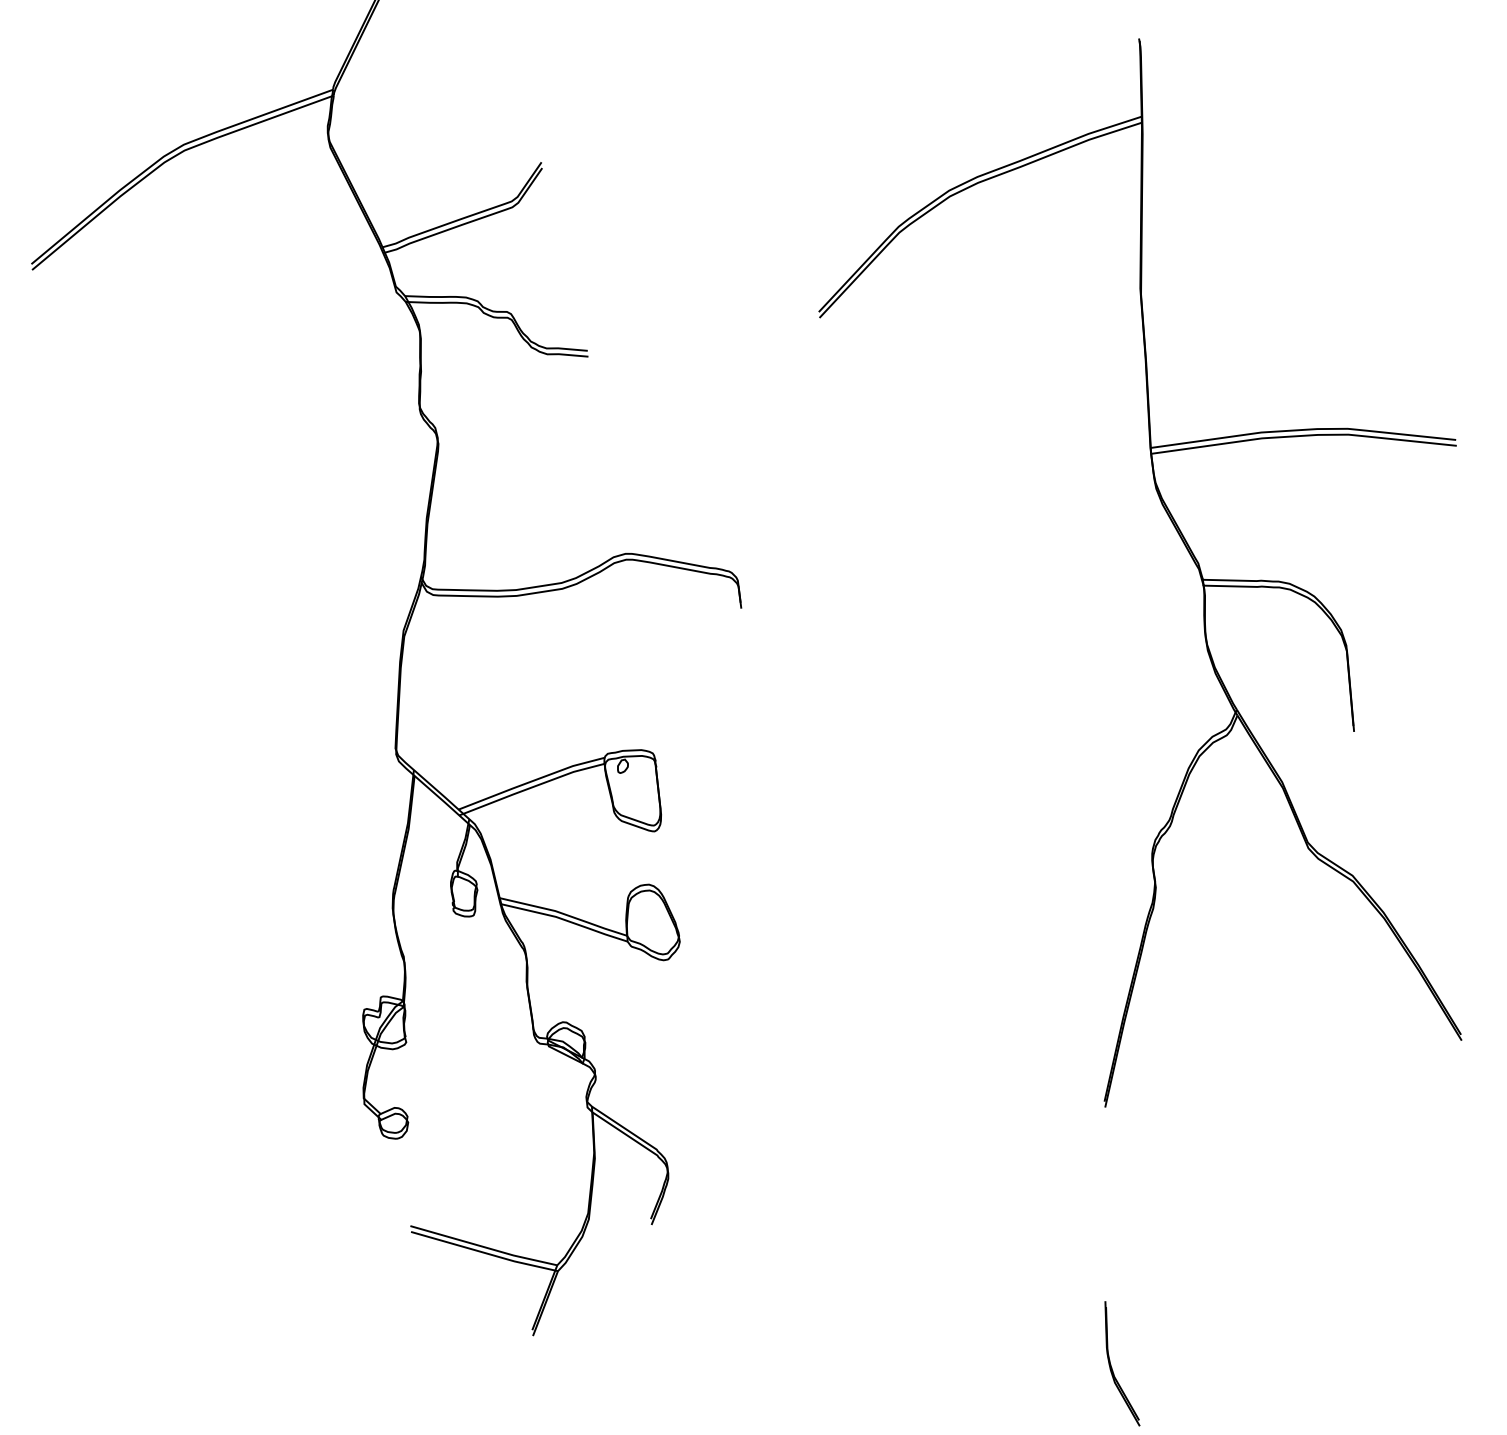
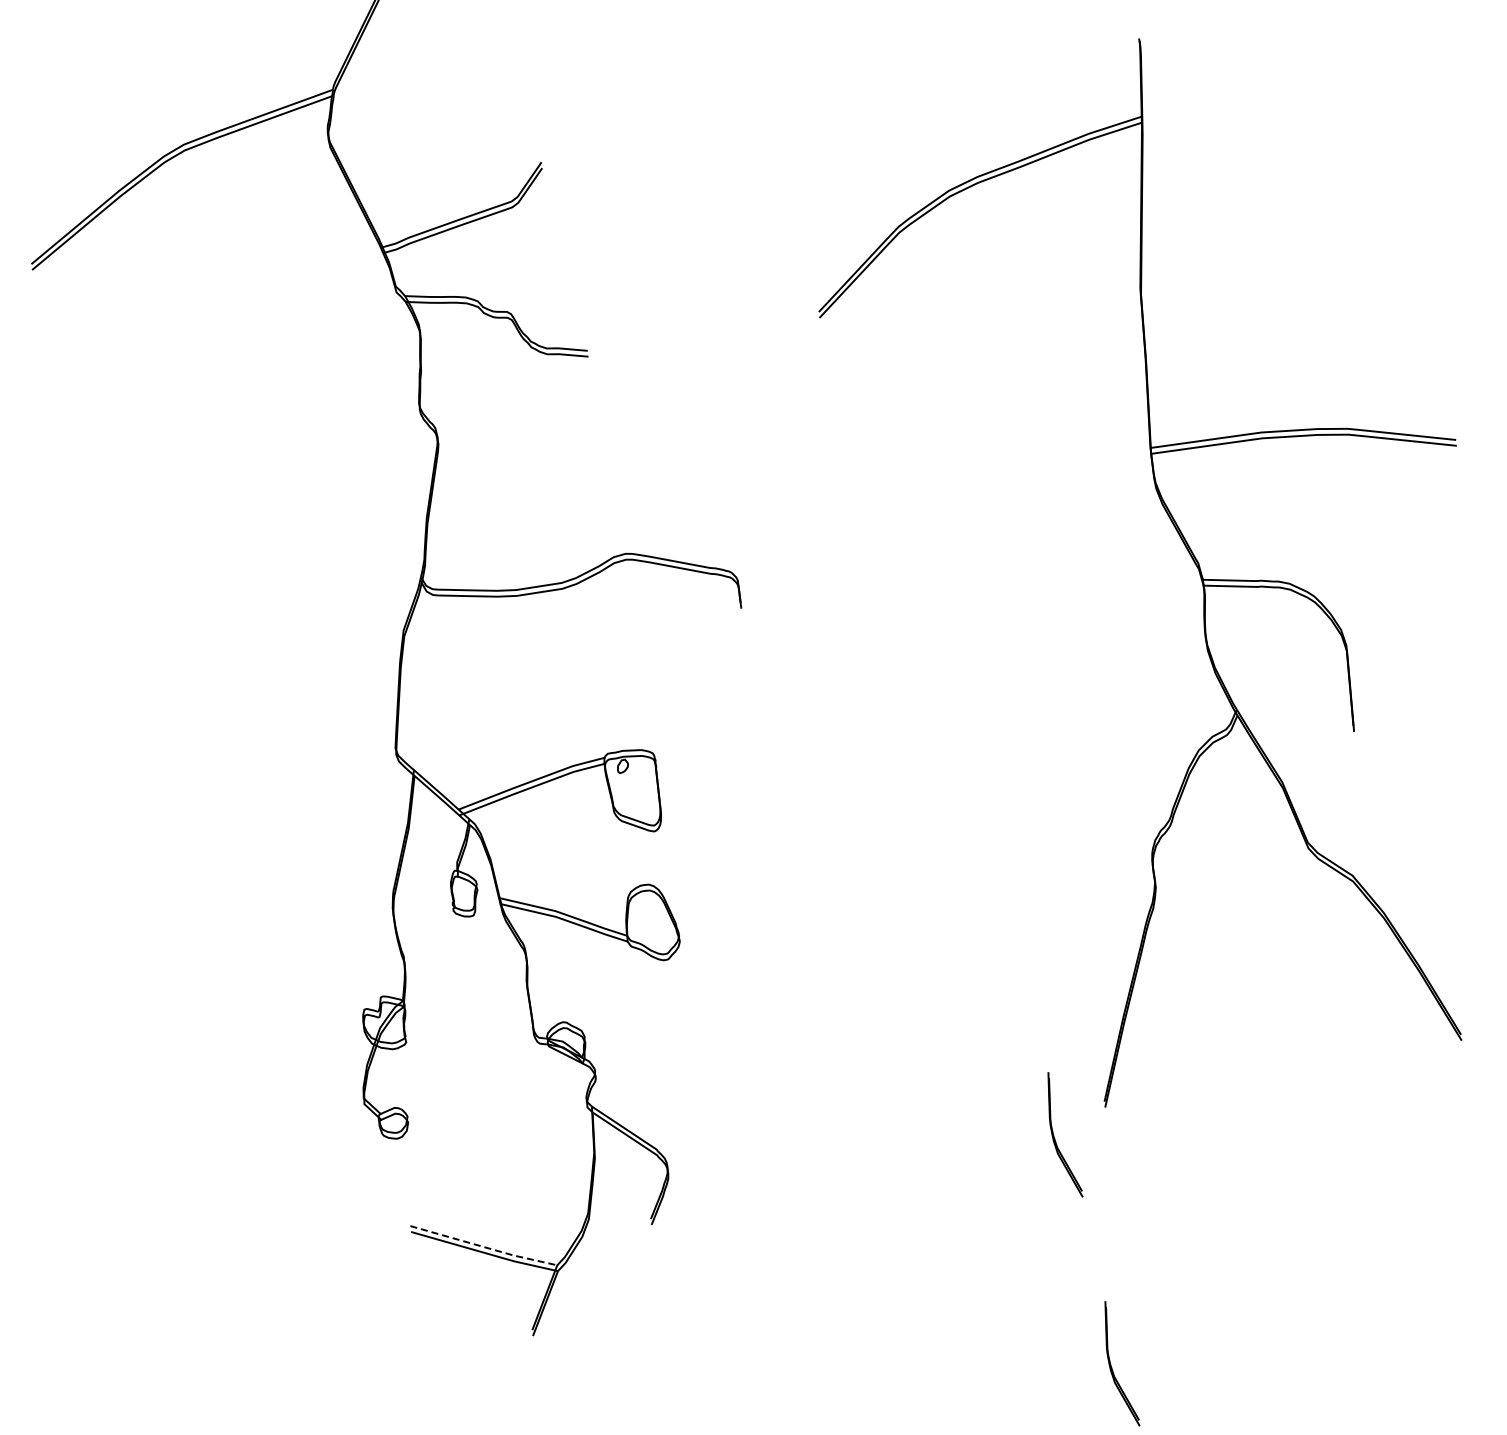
part: none -> present (1055, 1138)
line: solid -> dashed (484, 1247)
